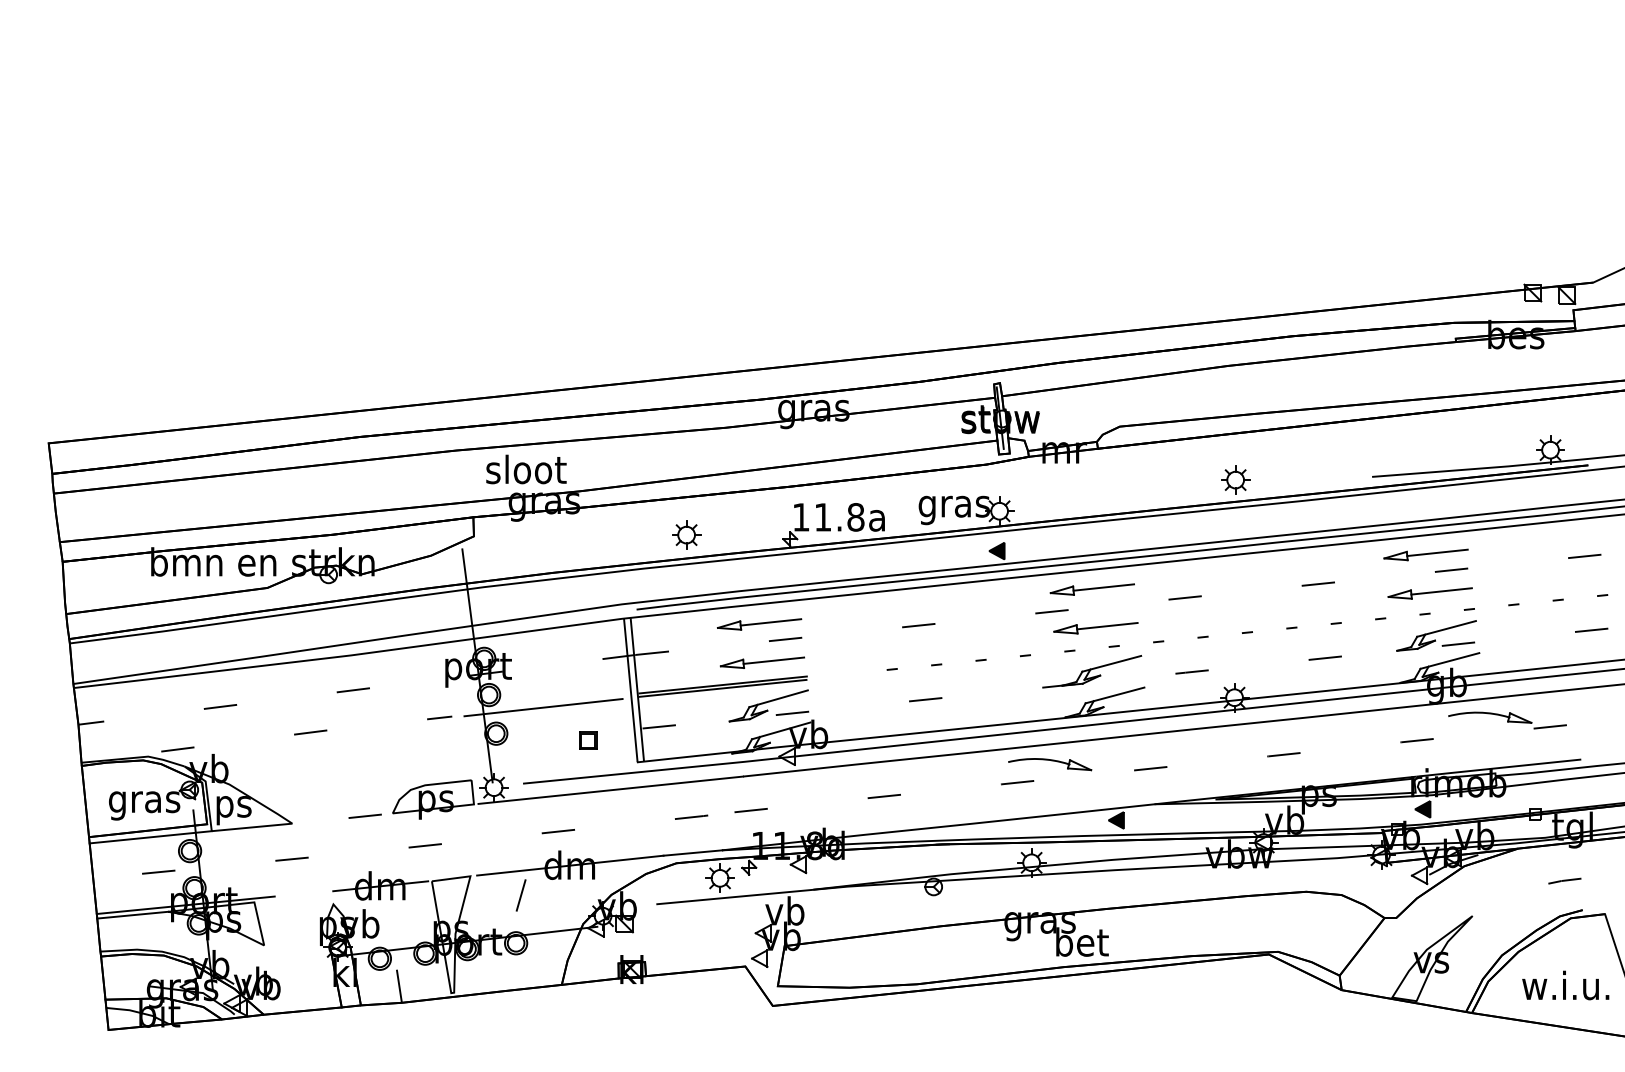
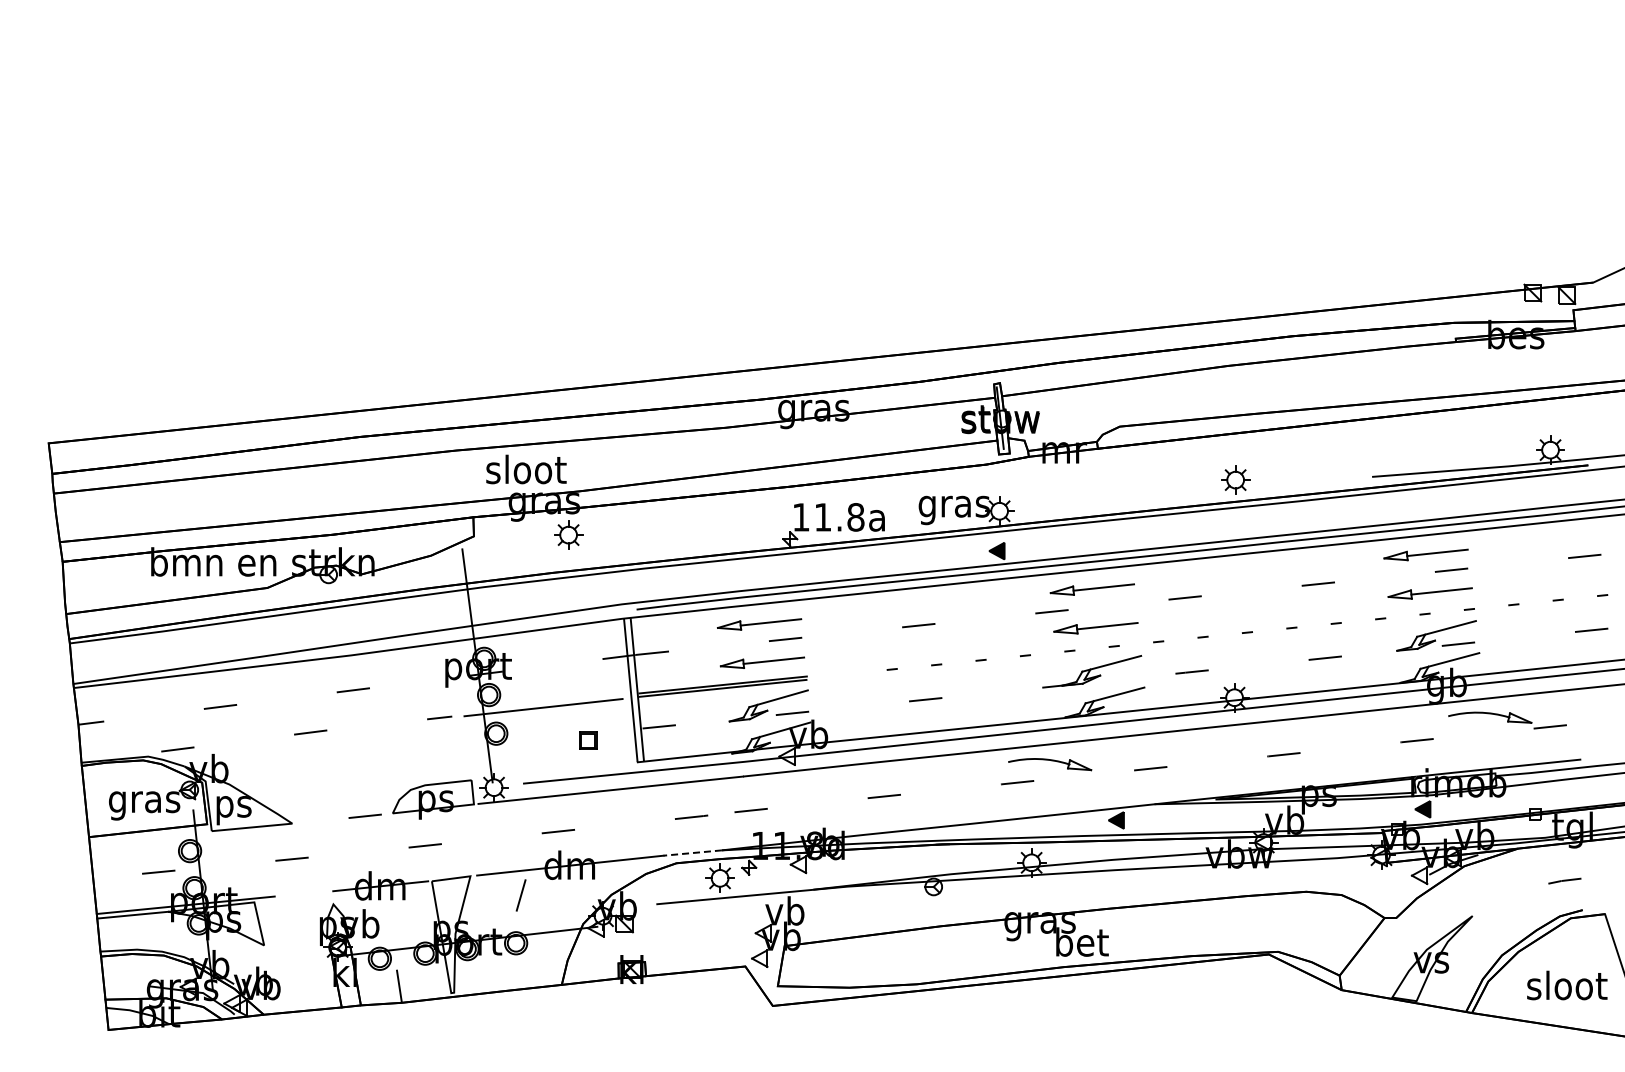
part position: (686, 534) -> (568, 534) (568, 534)
line: present -> none (150, 837)
line: solid -> dashed (692, 853)
text: w.i.u. -> sloot (1565, 985)
